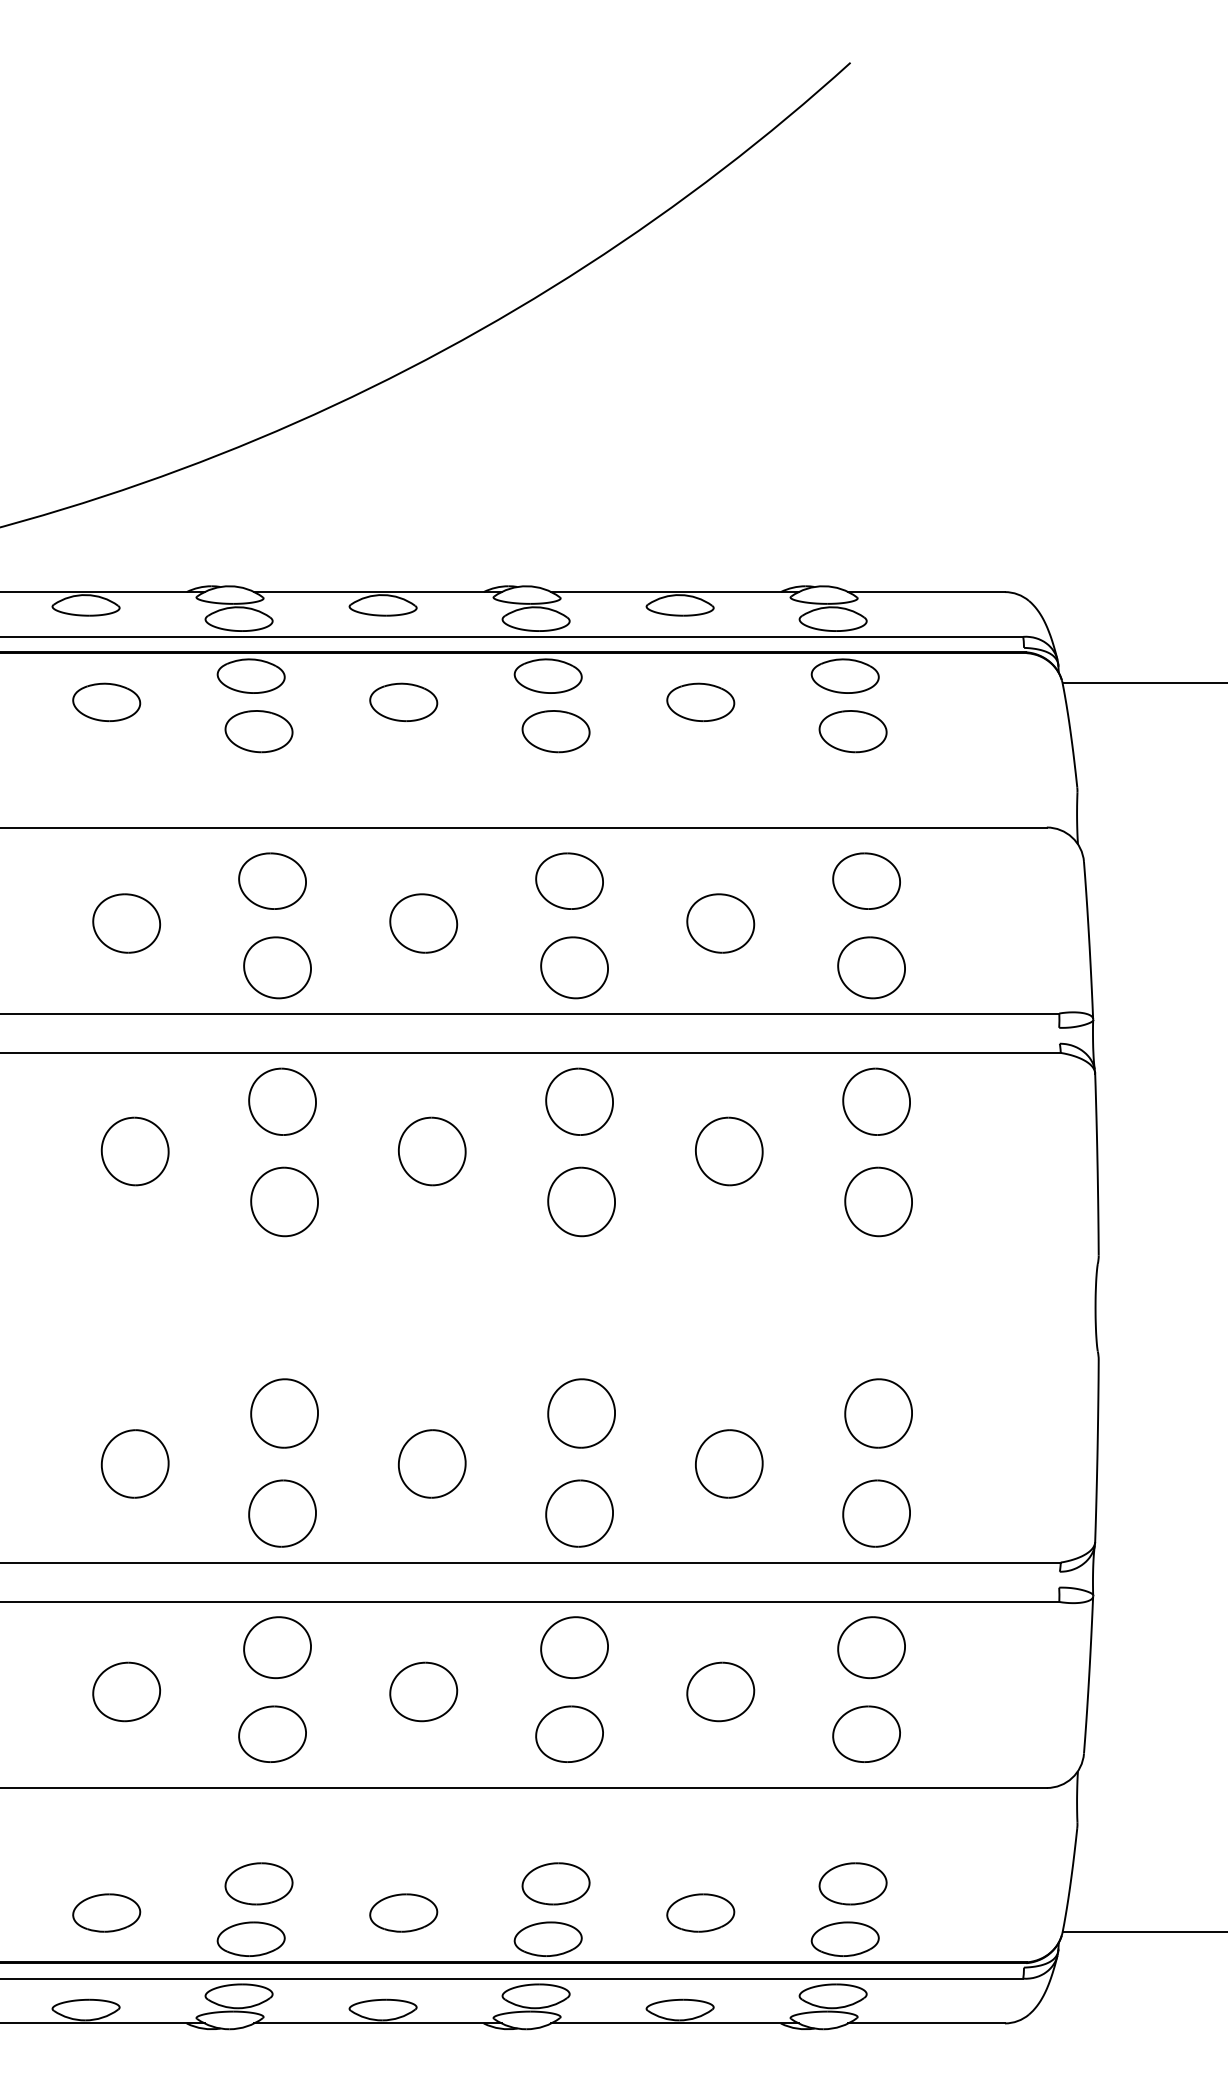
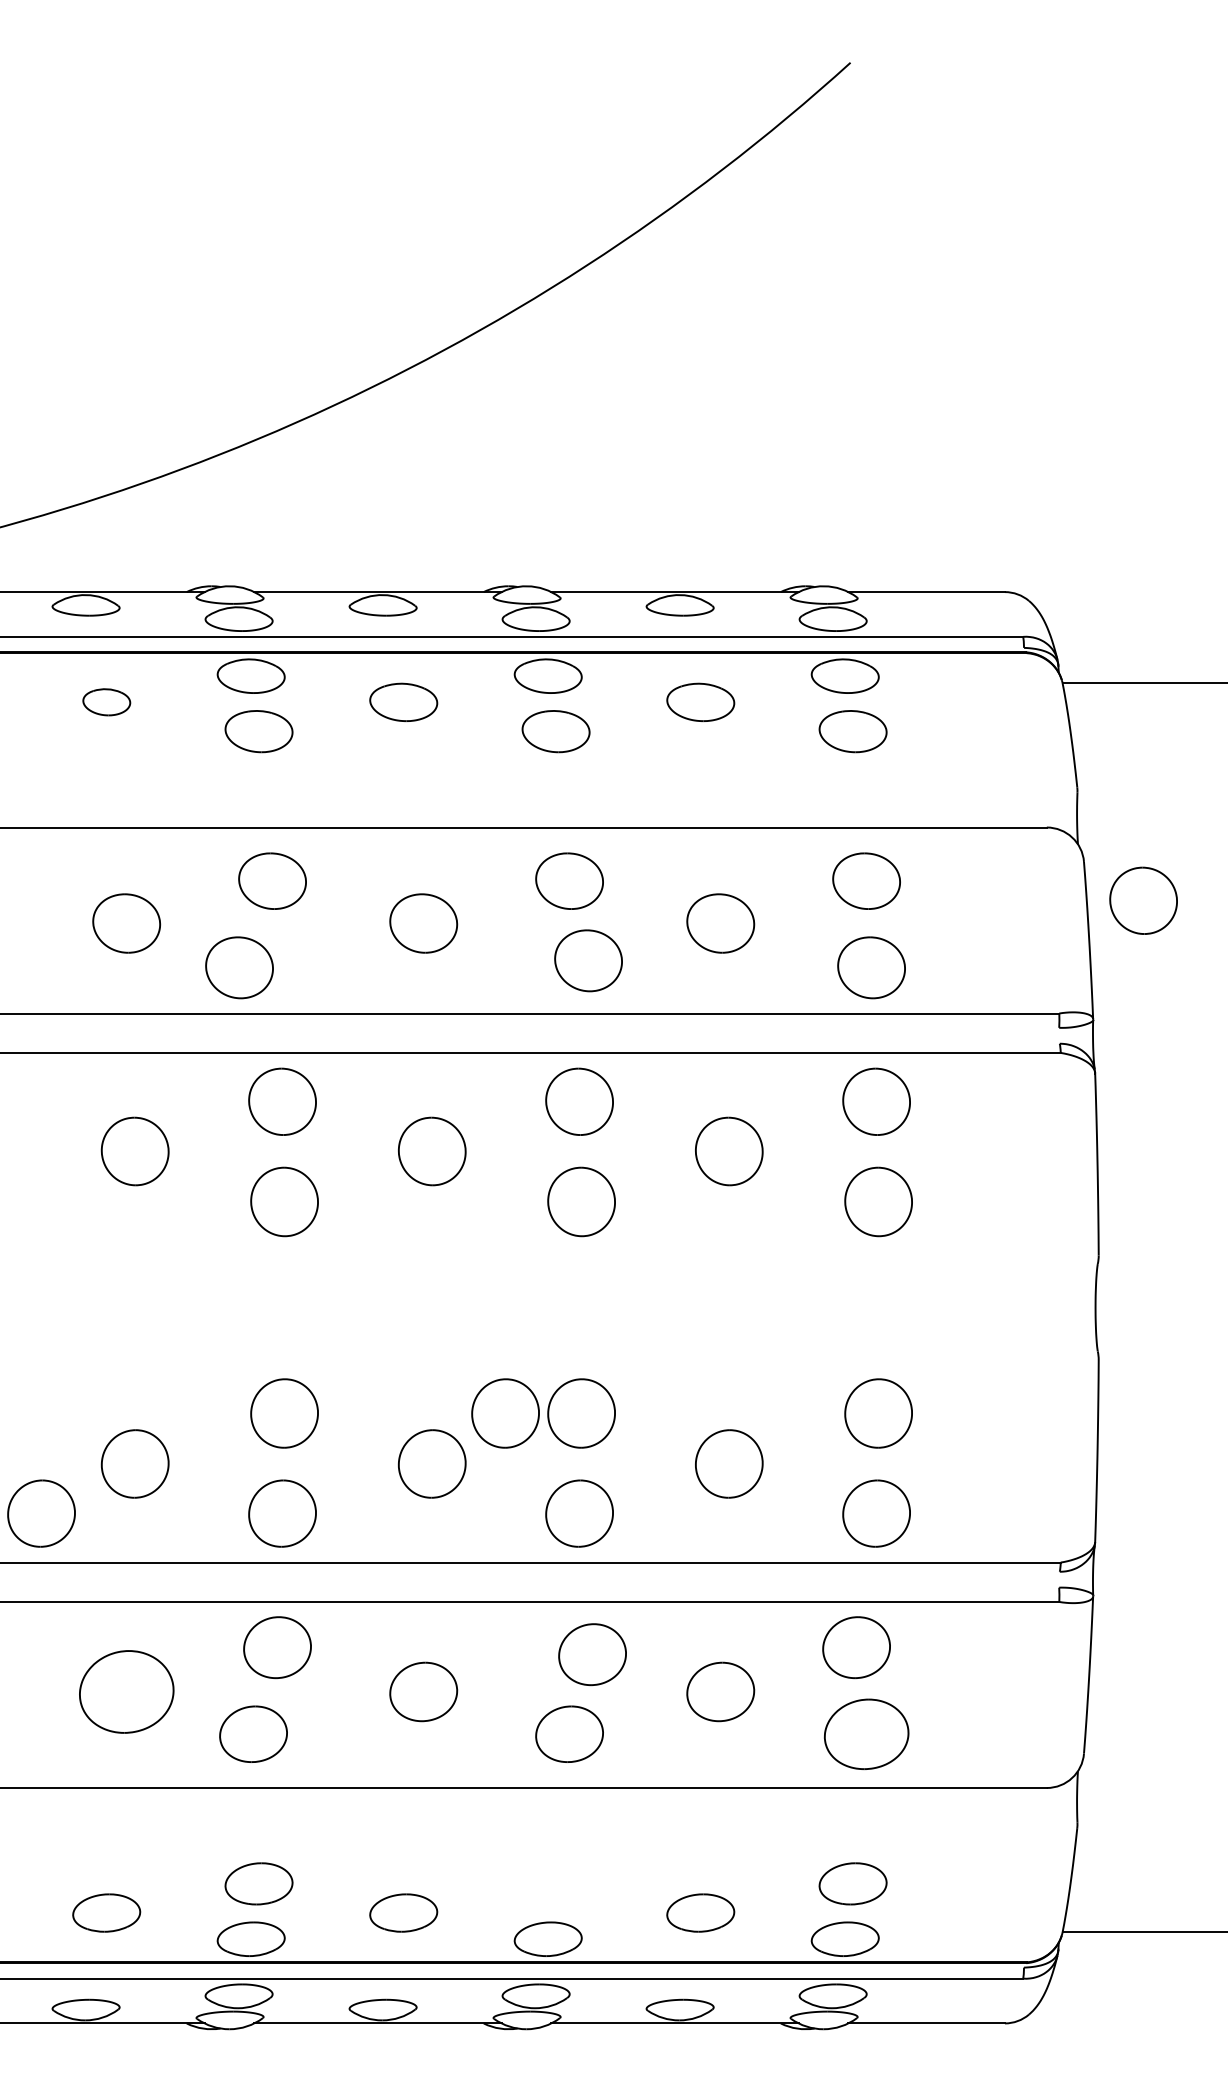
part size: 70x40 px -> 50x29 px (106, 702)
part: none -> present (1143, 900)
part position: (277, 967) -> (239, 967) (239, 967)
part position: (574, 967) -> (588, 960) (588, 960)
part: none -> present (505, 1413)
part: none -> present (41, 1513)
part position: (574, 1647) -> (592, 1654) (592, 1654)
part position: (871, 1647) -> (856, 1647) (856, 1647)
part size: 69x62 px -> 96x84 px (126, 1691)
part position: (272, 1733) -> (253, 1733) (253, 1733)
part size: 69x58 px -> 86x72 px (866, 1733)
part: present -> none (555, 1883)
